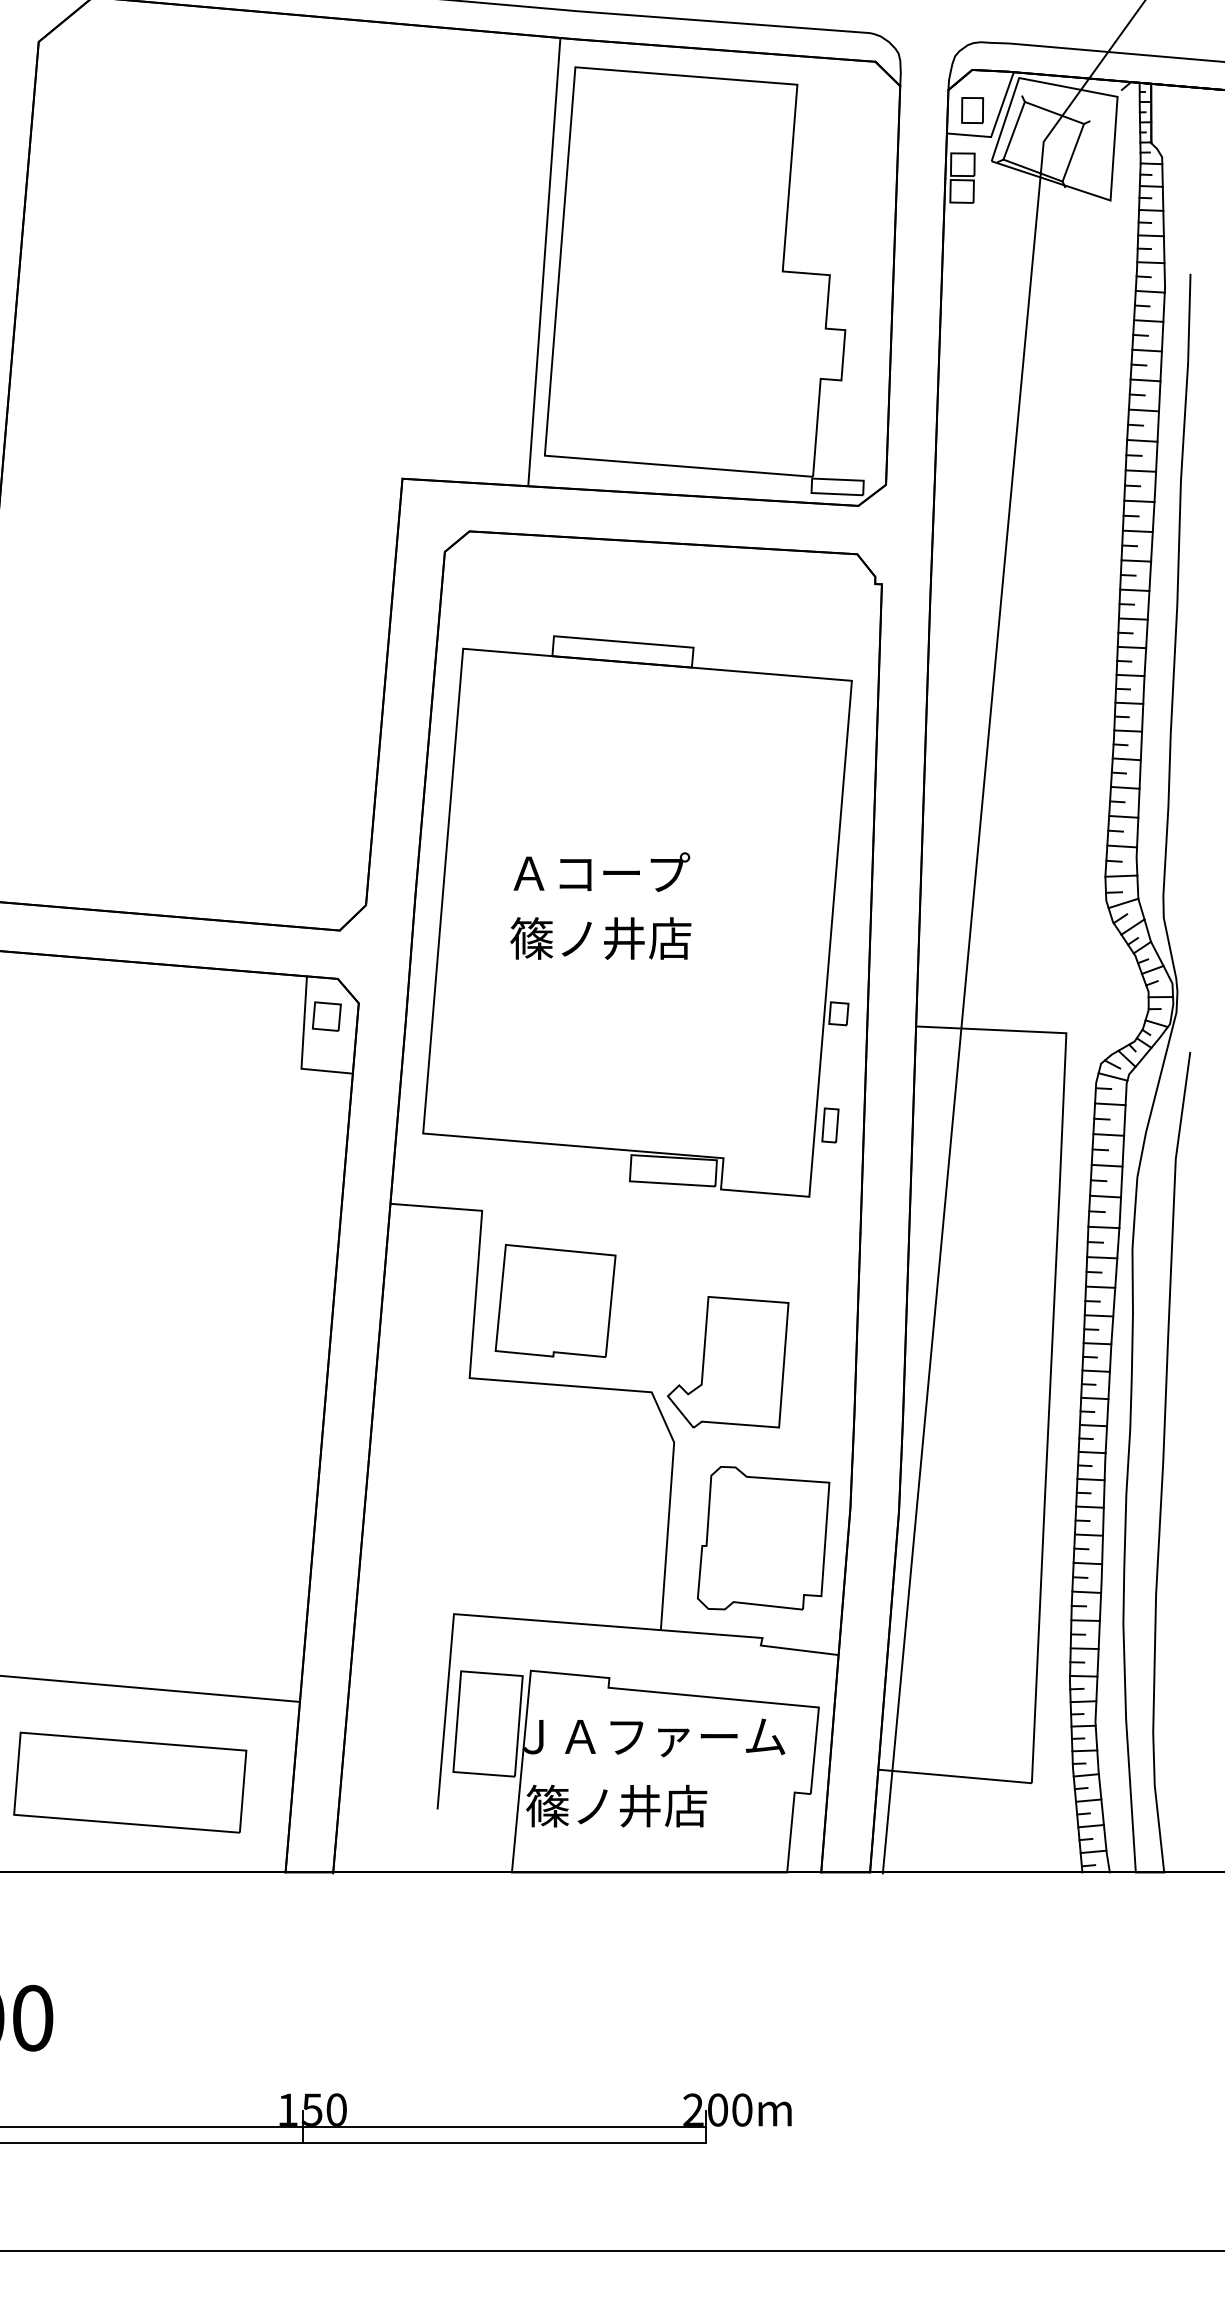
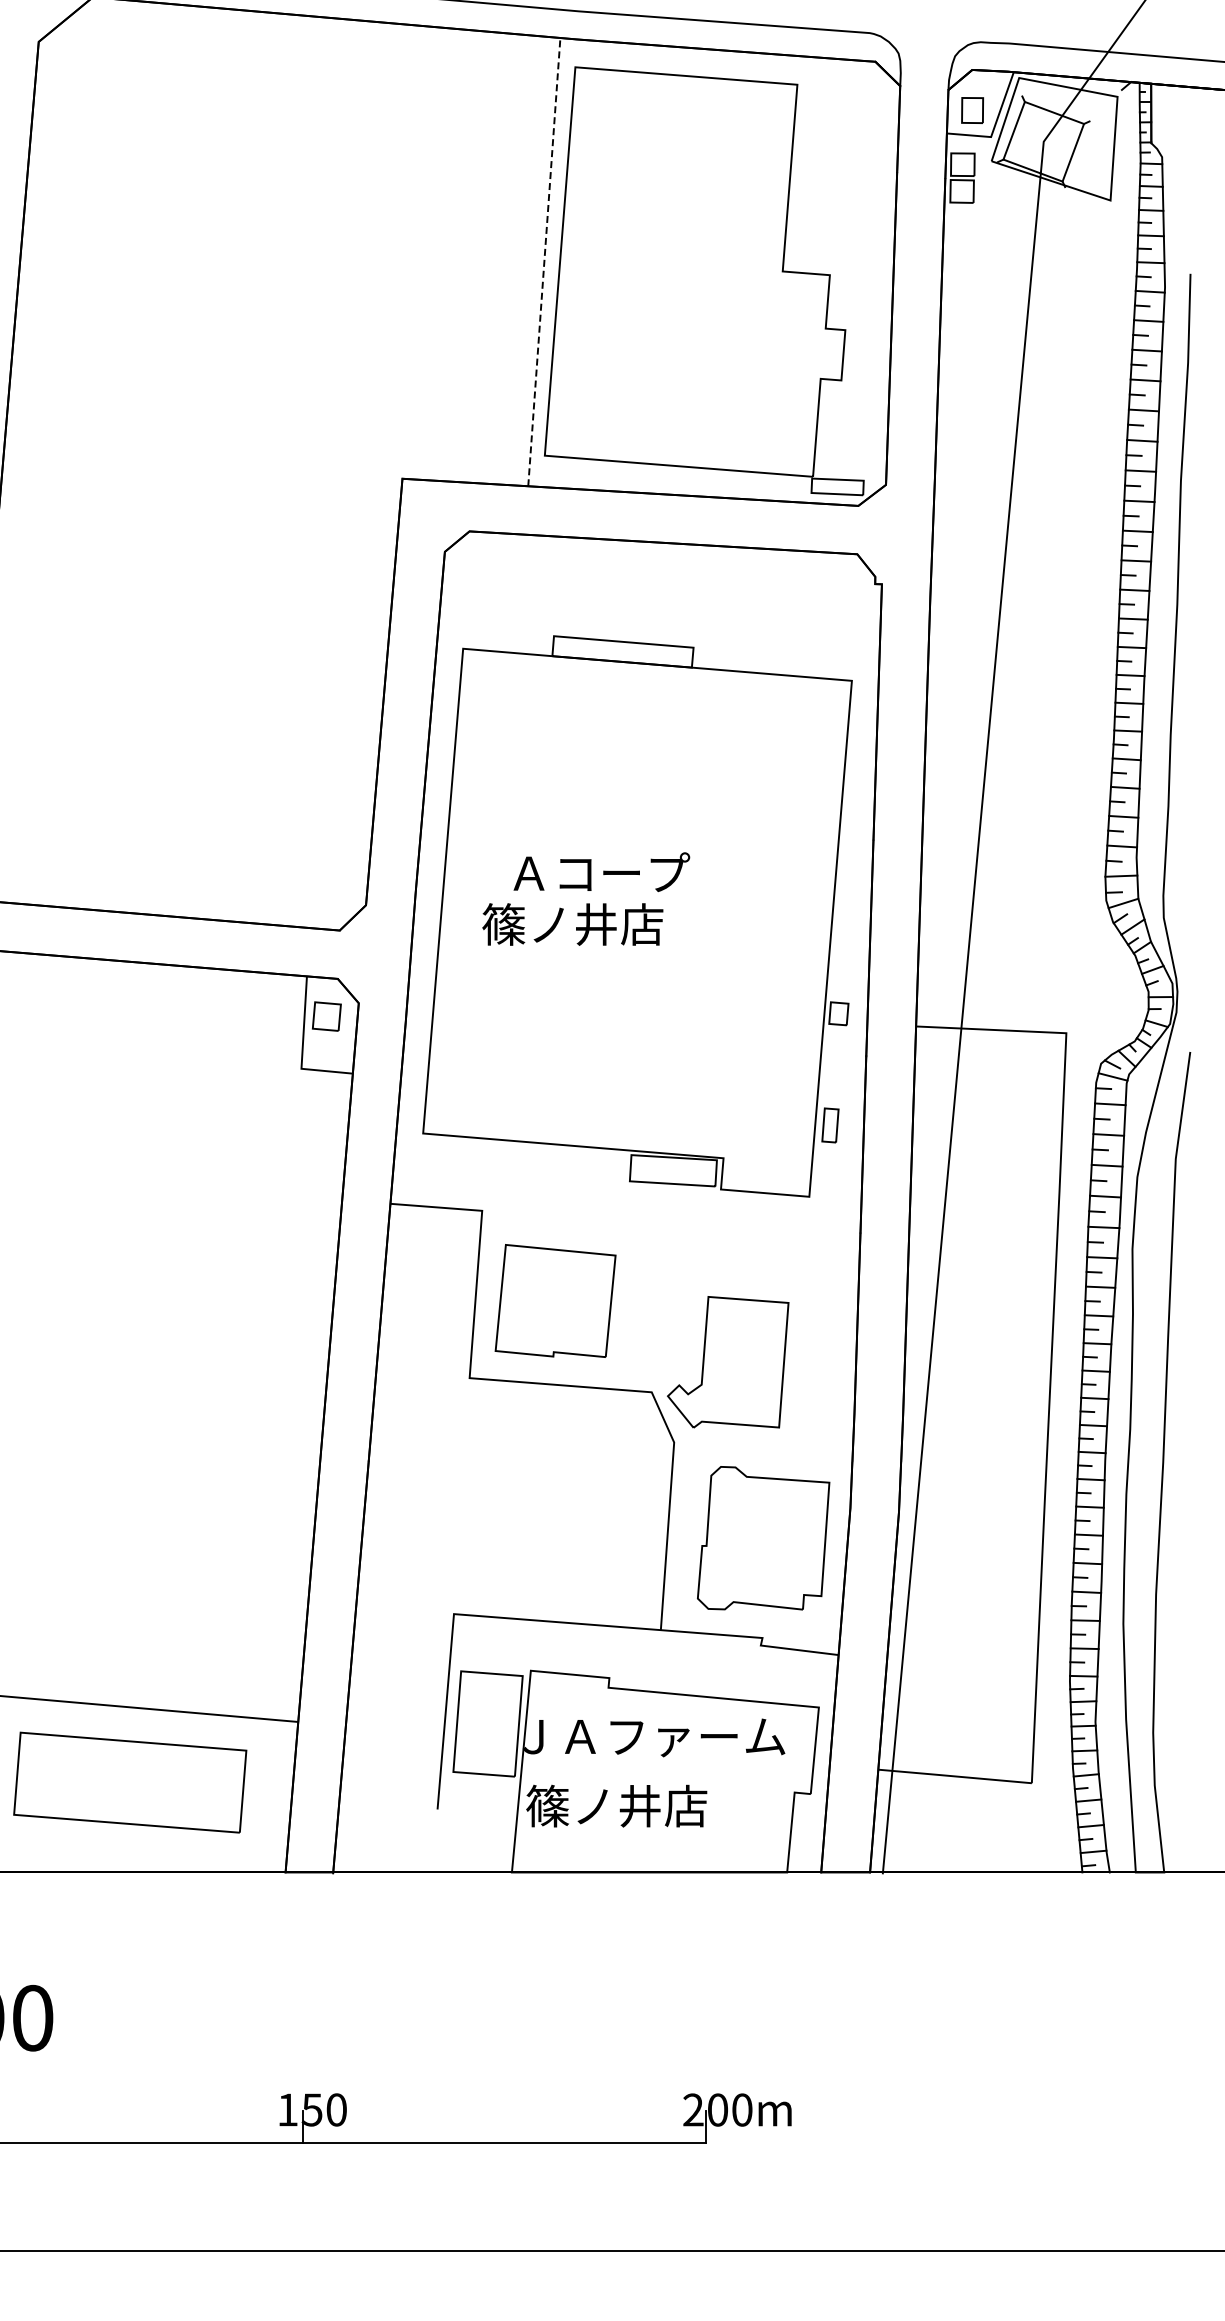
line: solid -> dashed (544, 261)
text position: (600, 938) -> (572, 924) (572, 924)
line position: (151, 1688) -> (150, 1708) (150, 1708)
line: present -> none (353, 2127)
